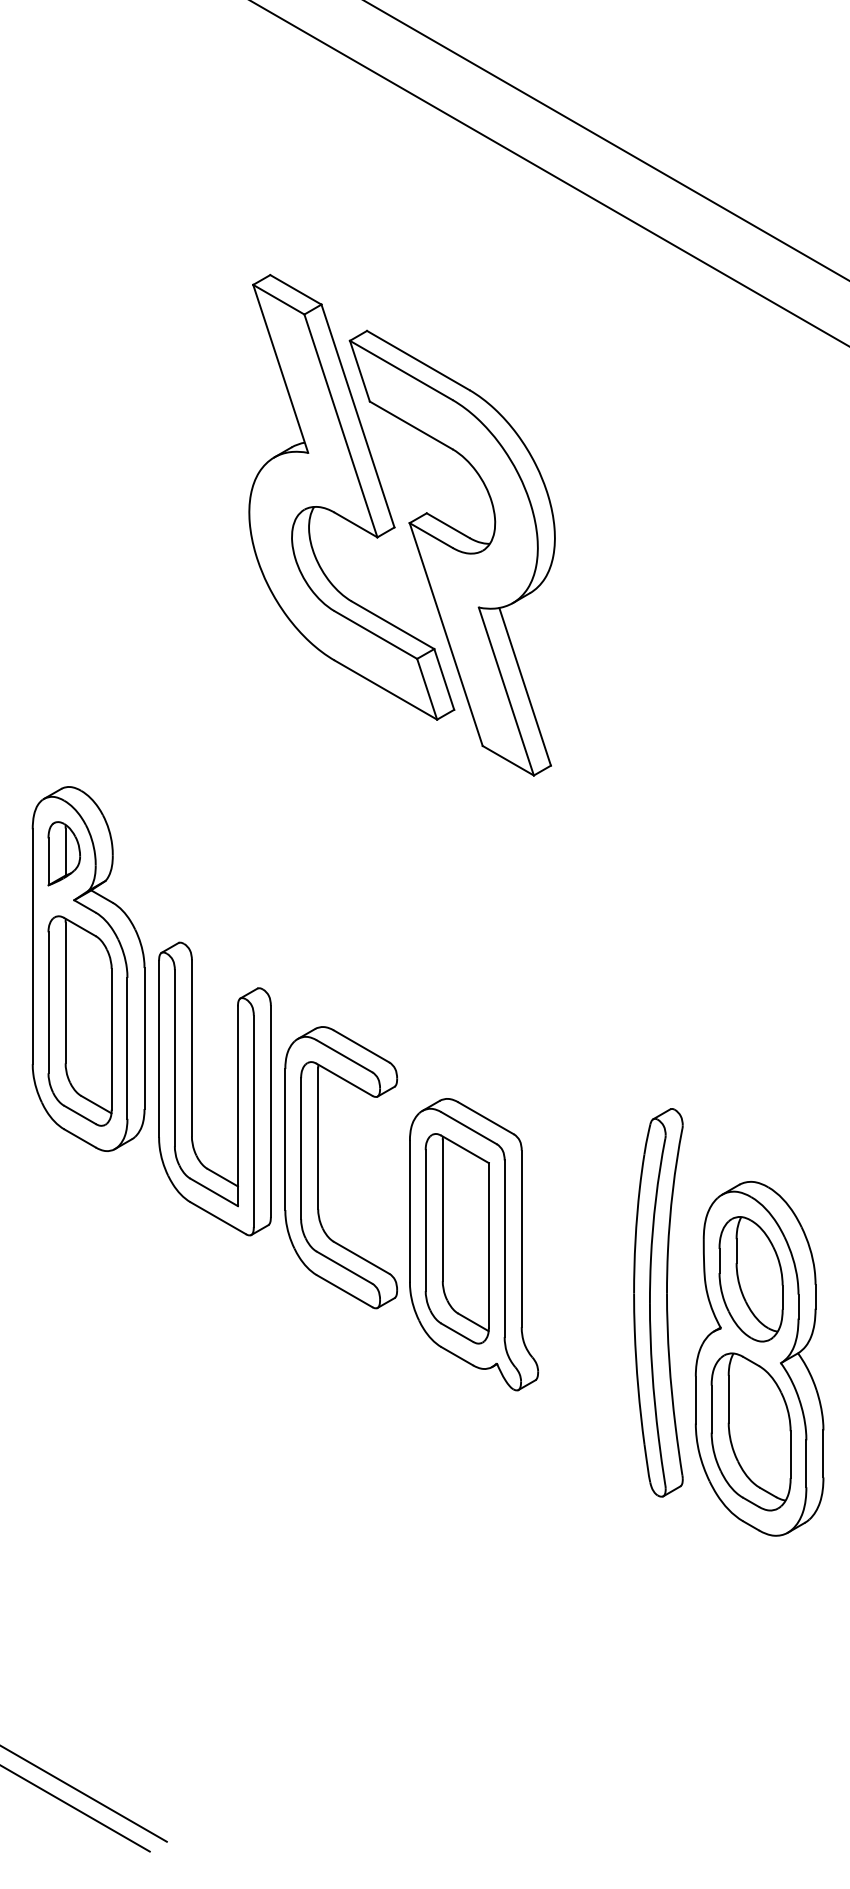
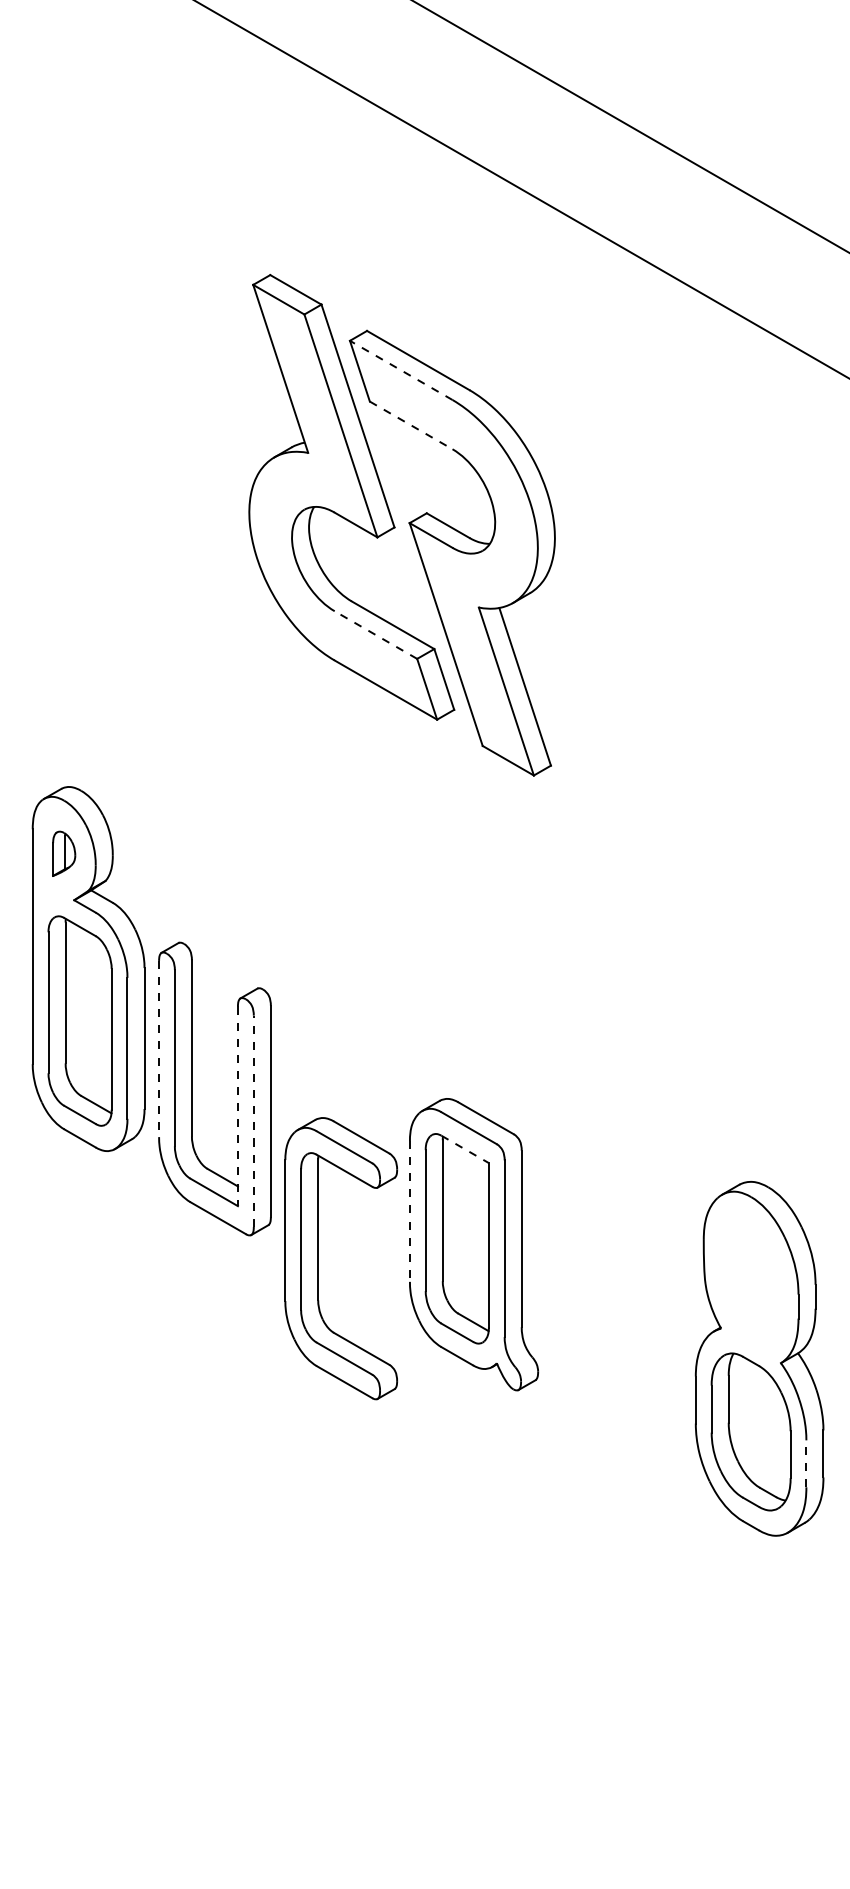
line position: (606, 140) -> (630, 126) (630, 126)
line position: (549, 173) -> (521, 189) (521, 189)
line: solid -> dashed (400, 370)
line: solid -> dashed (411, 425)
line: solid -> dashed (375, 635)
part size: 34x66 px -> 25x47 px (64, 853)
line: solid -> dashed (159, 1049)
line: solid -> dashed (237, 1106)
line: solid -> dashed (253, 1121)
line: solid -> dashed (465, 1149)
part position: (318, 1167) -> (318, 1258) (318, 1258)
line: solid -> dashed (409, 1211)
part: present -> none (750, 1279)
part: present -> none (658, 1302)
line: solid -> dashed (806, 1463)
line: present -> none (84, 1794)
line: present -> none (75, 1808)
